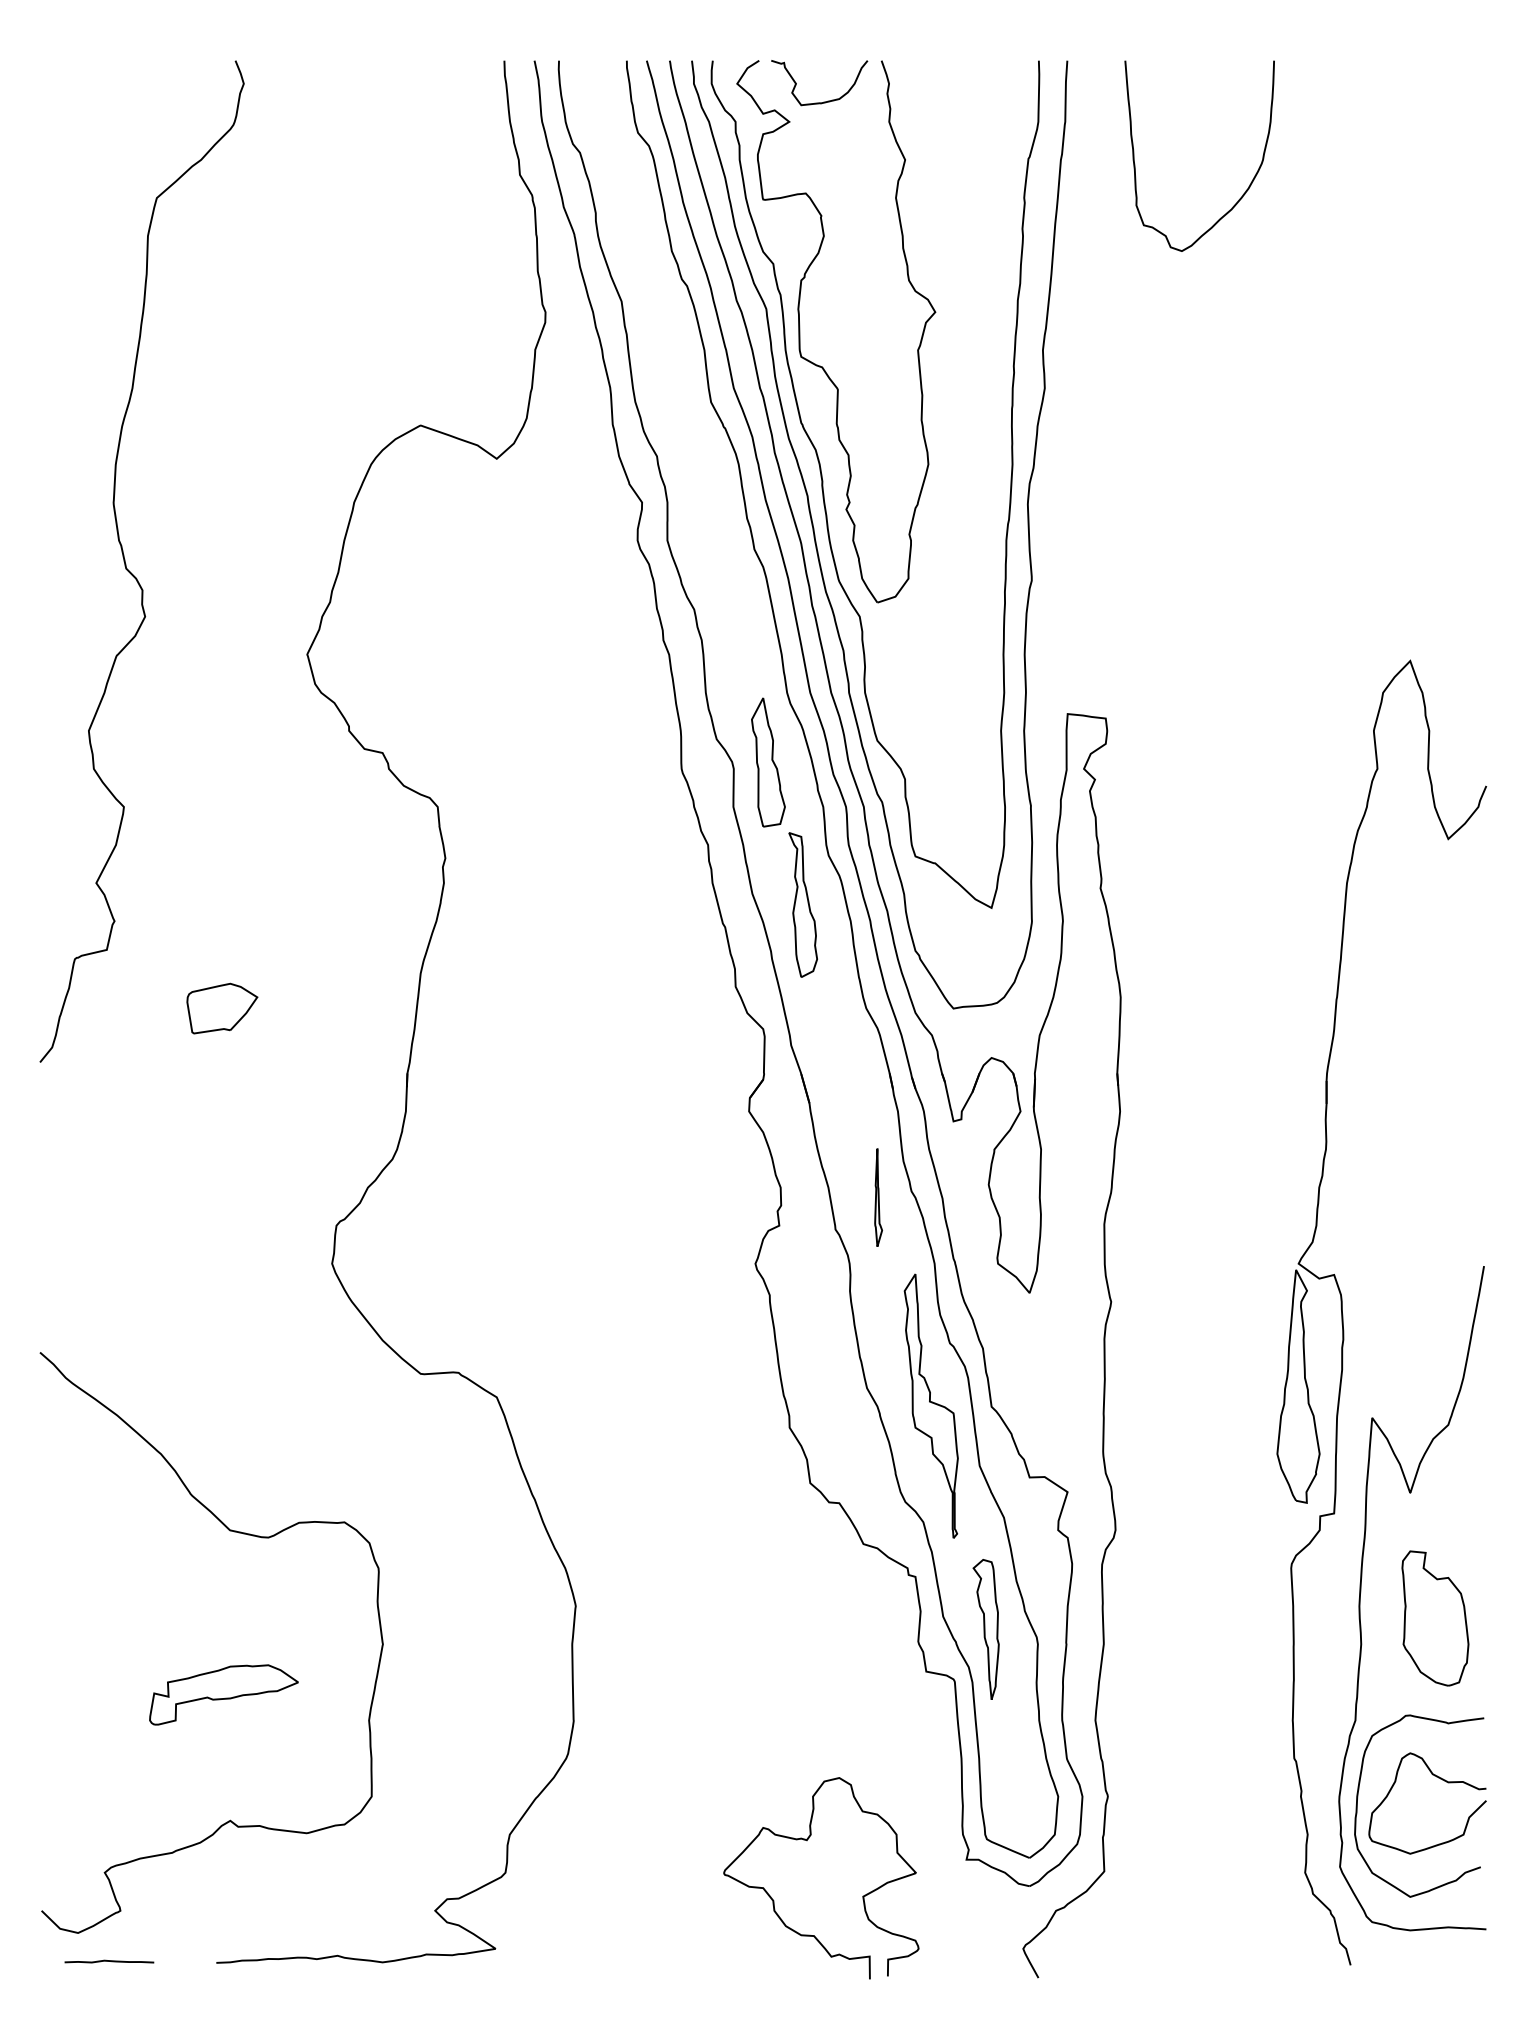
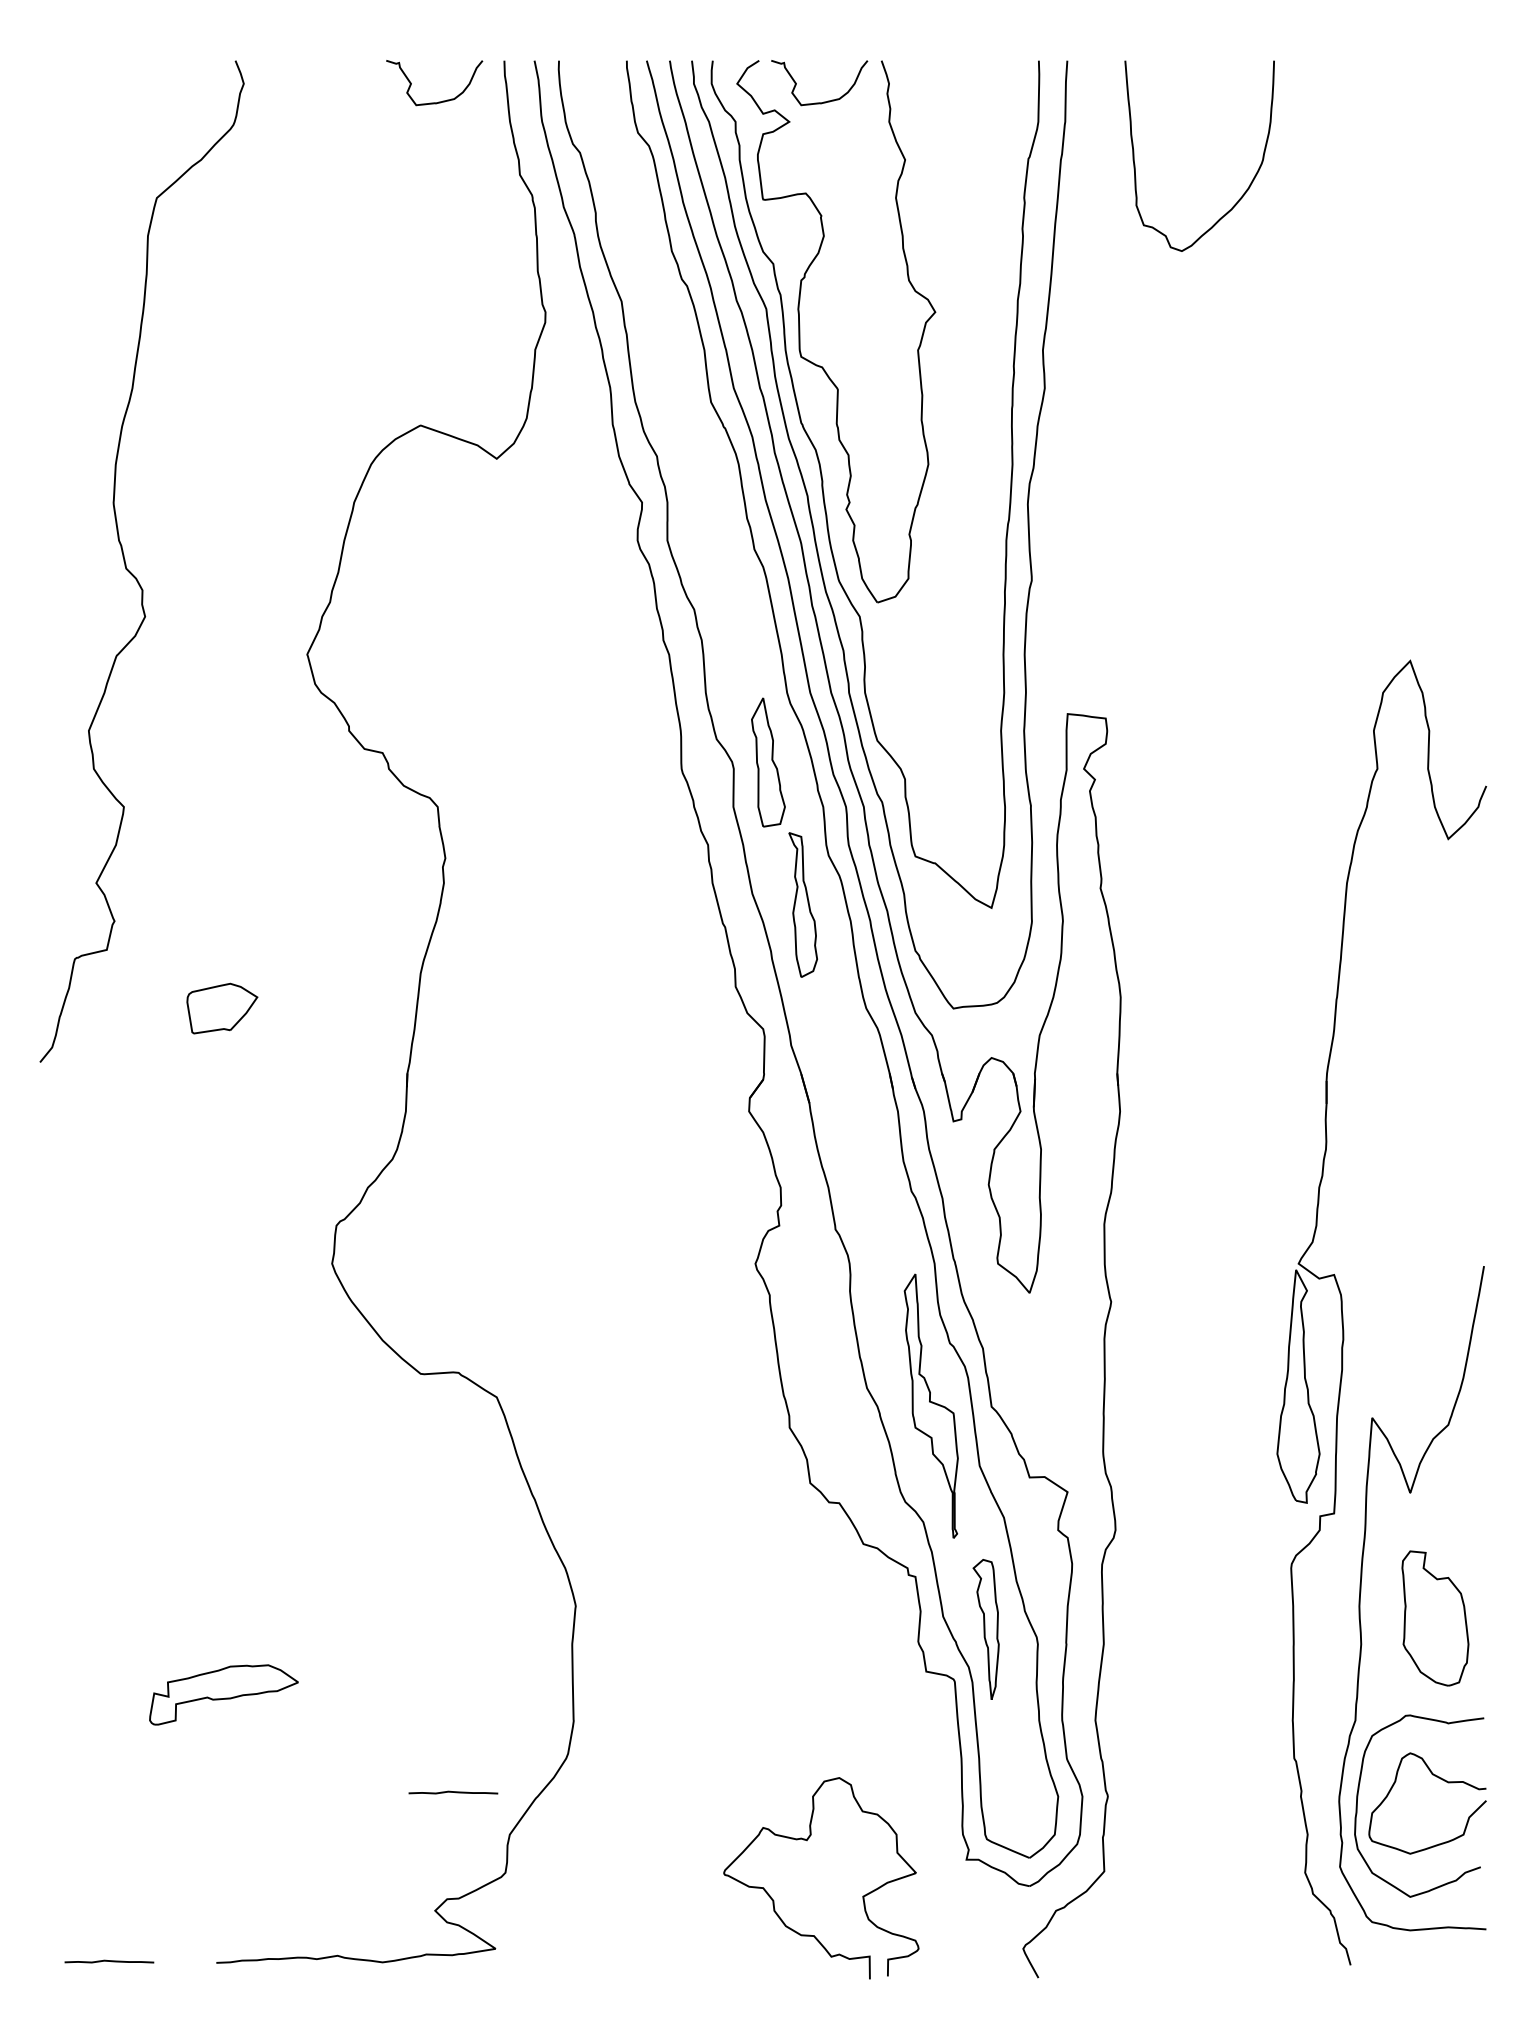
curve: none -> present (438, 101)
part: present -> none (878, 1197)
curve: present -> none (238, 1533)
curve: none -> present (453, 1792)
